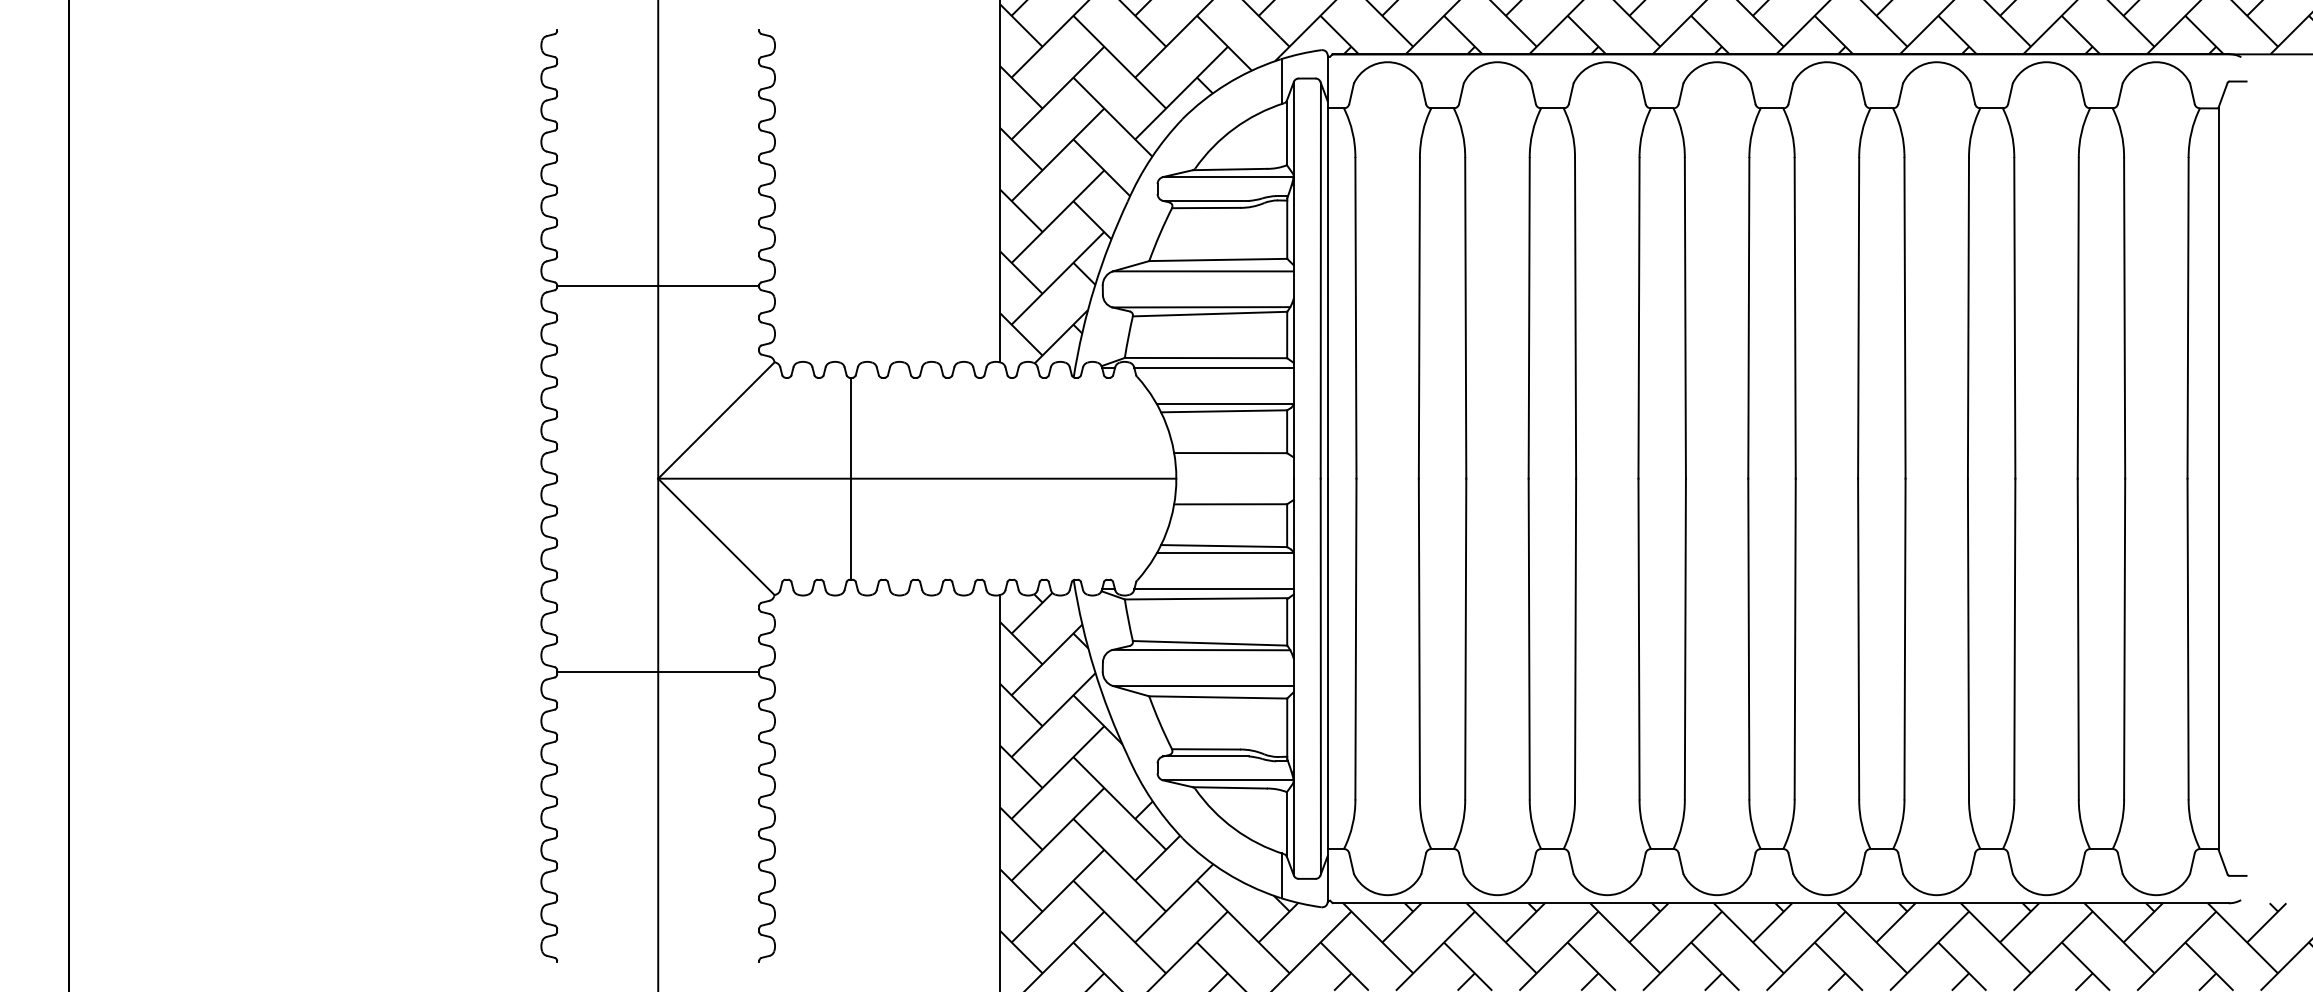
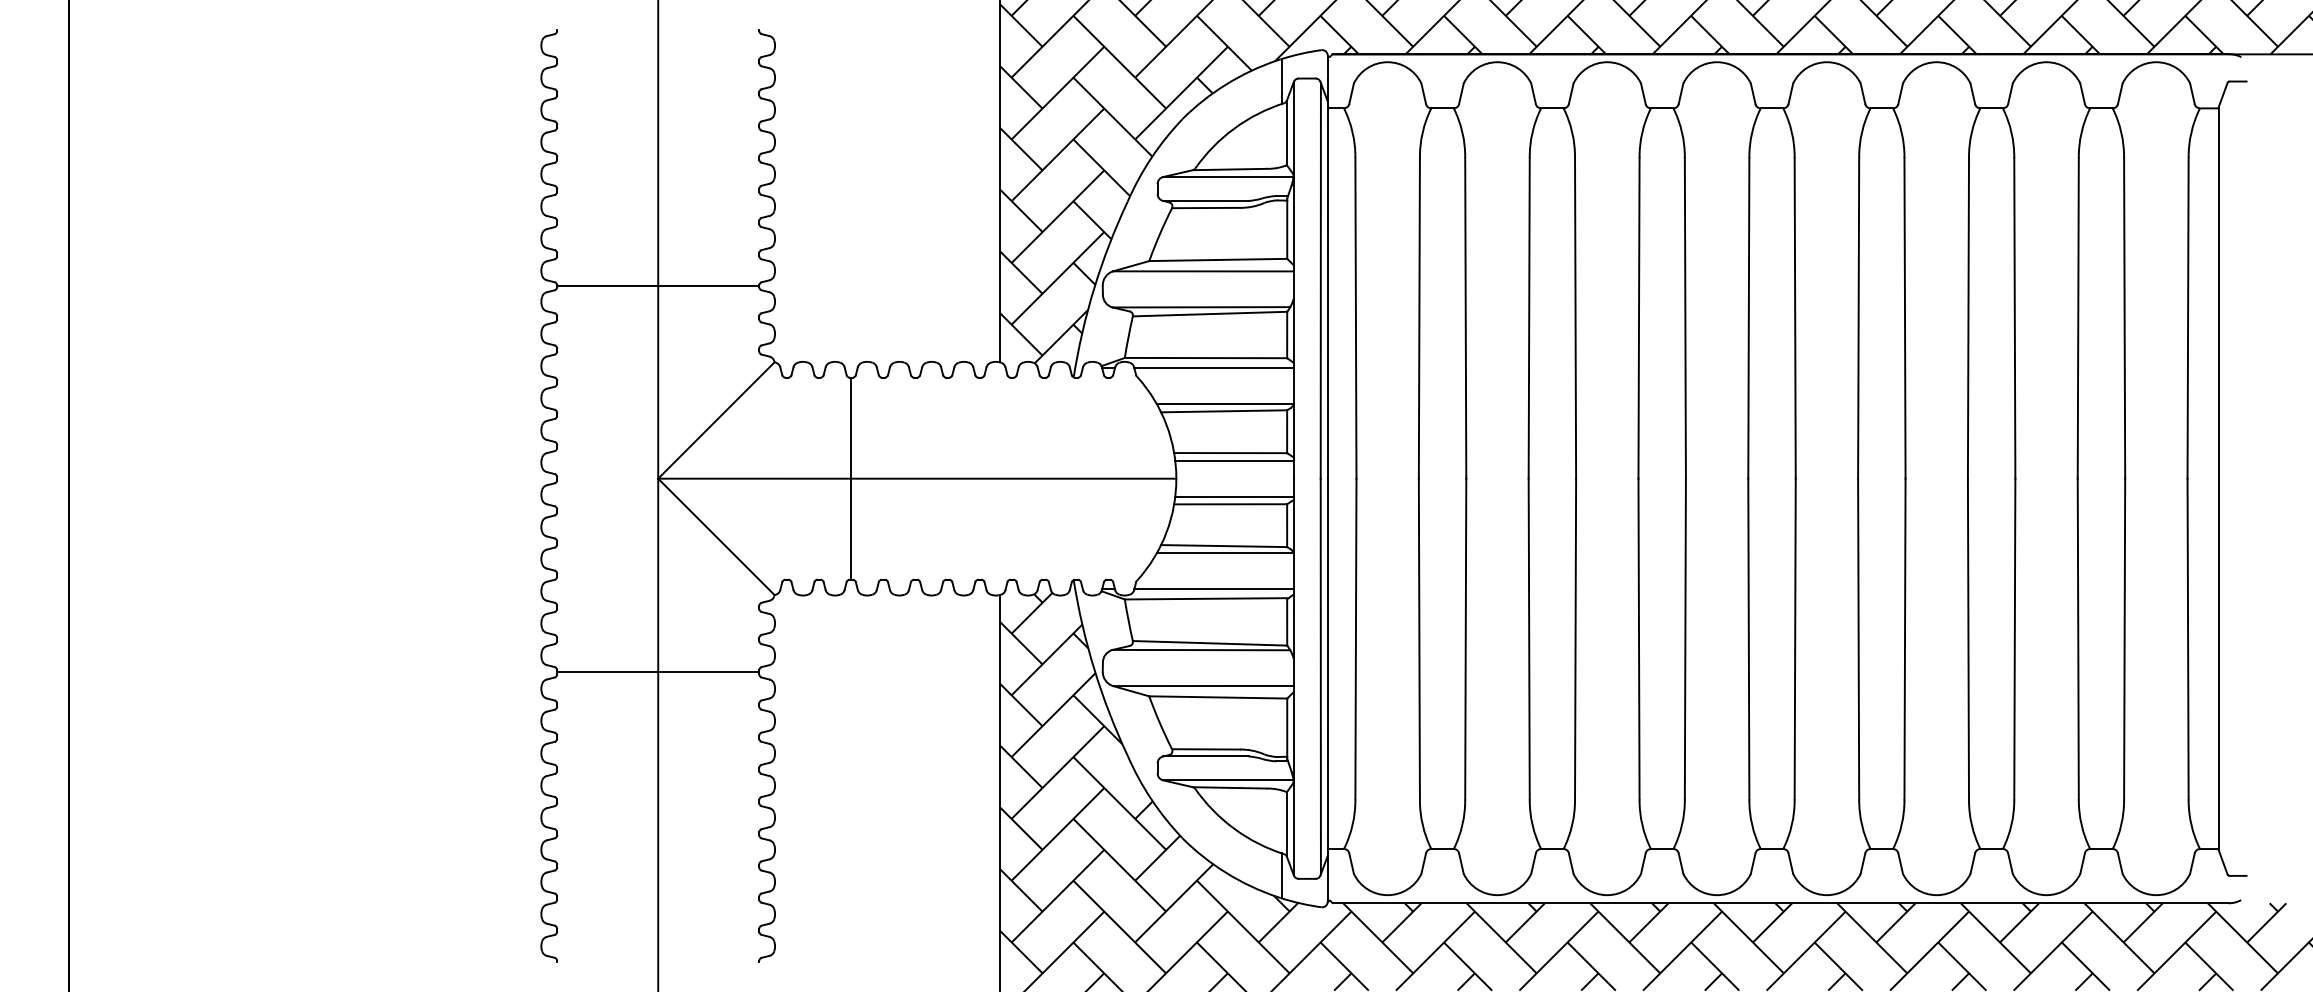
line: none -> present (1234, 460)
line: none -> present (1234, 496)
